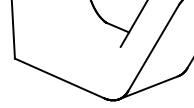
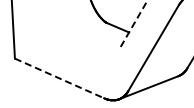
line: solid -> dashed (134, 23)
line: solid -> dashed (59, 78)
